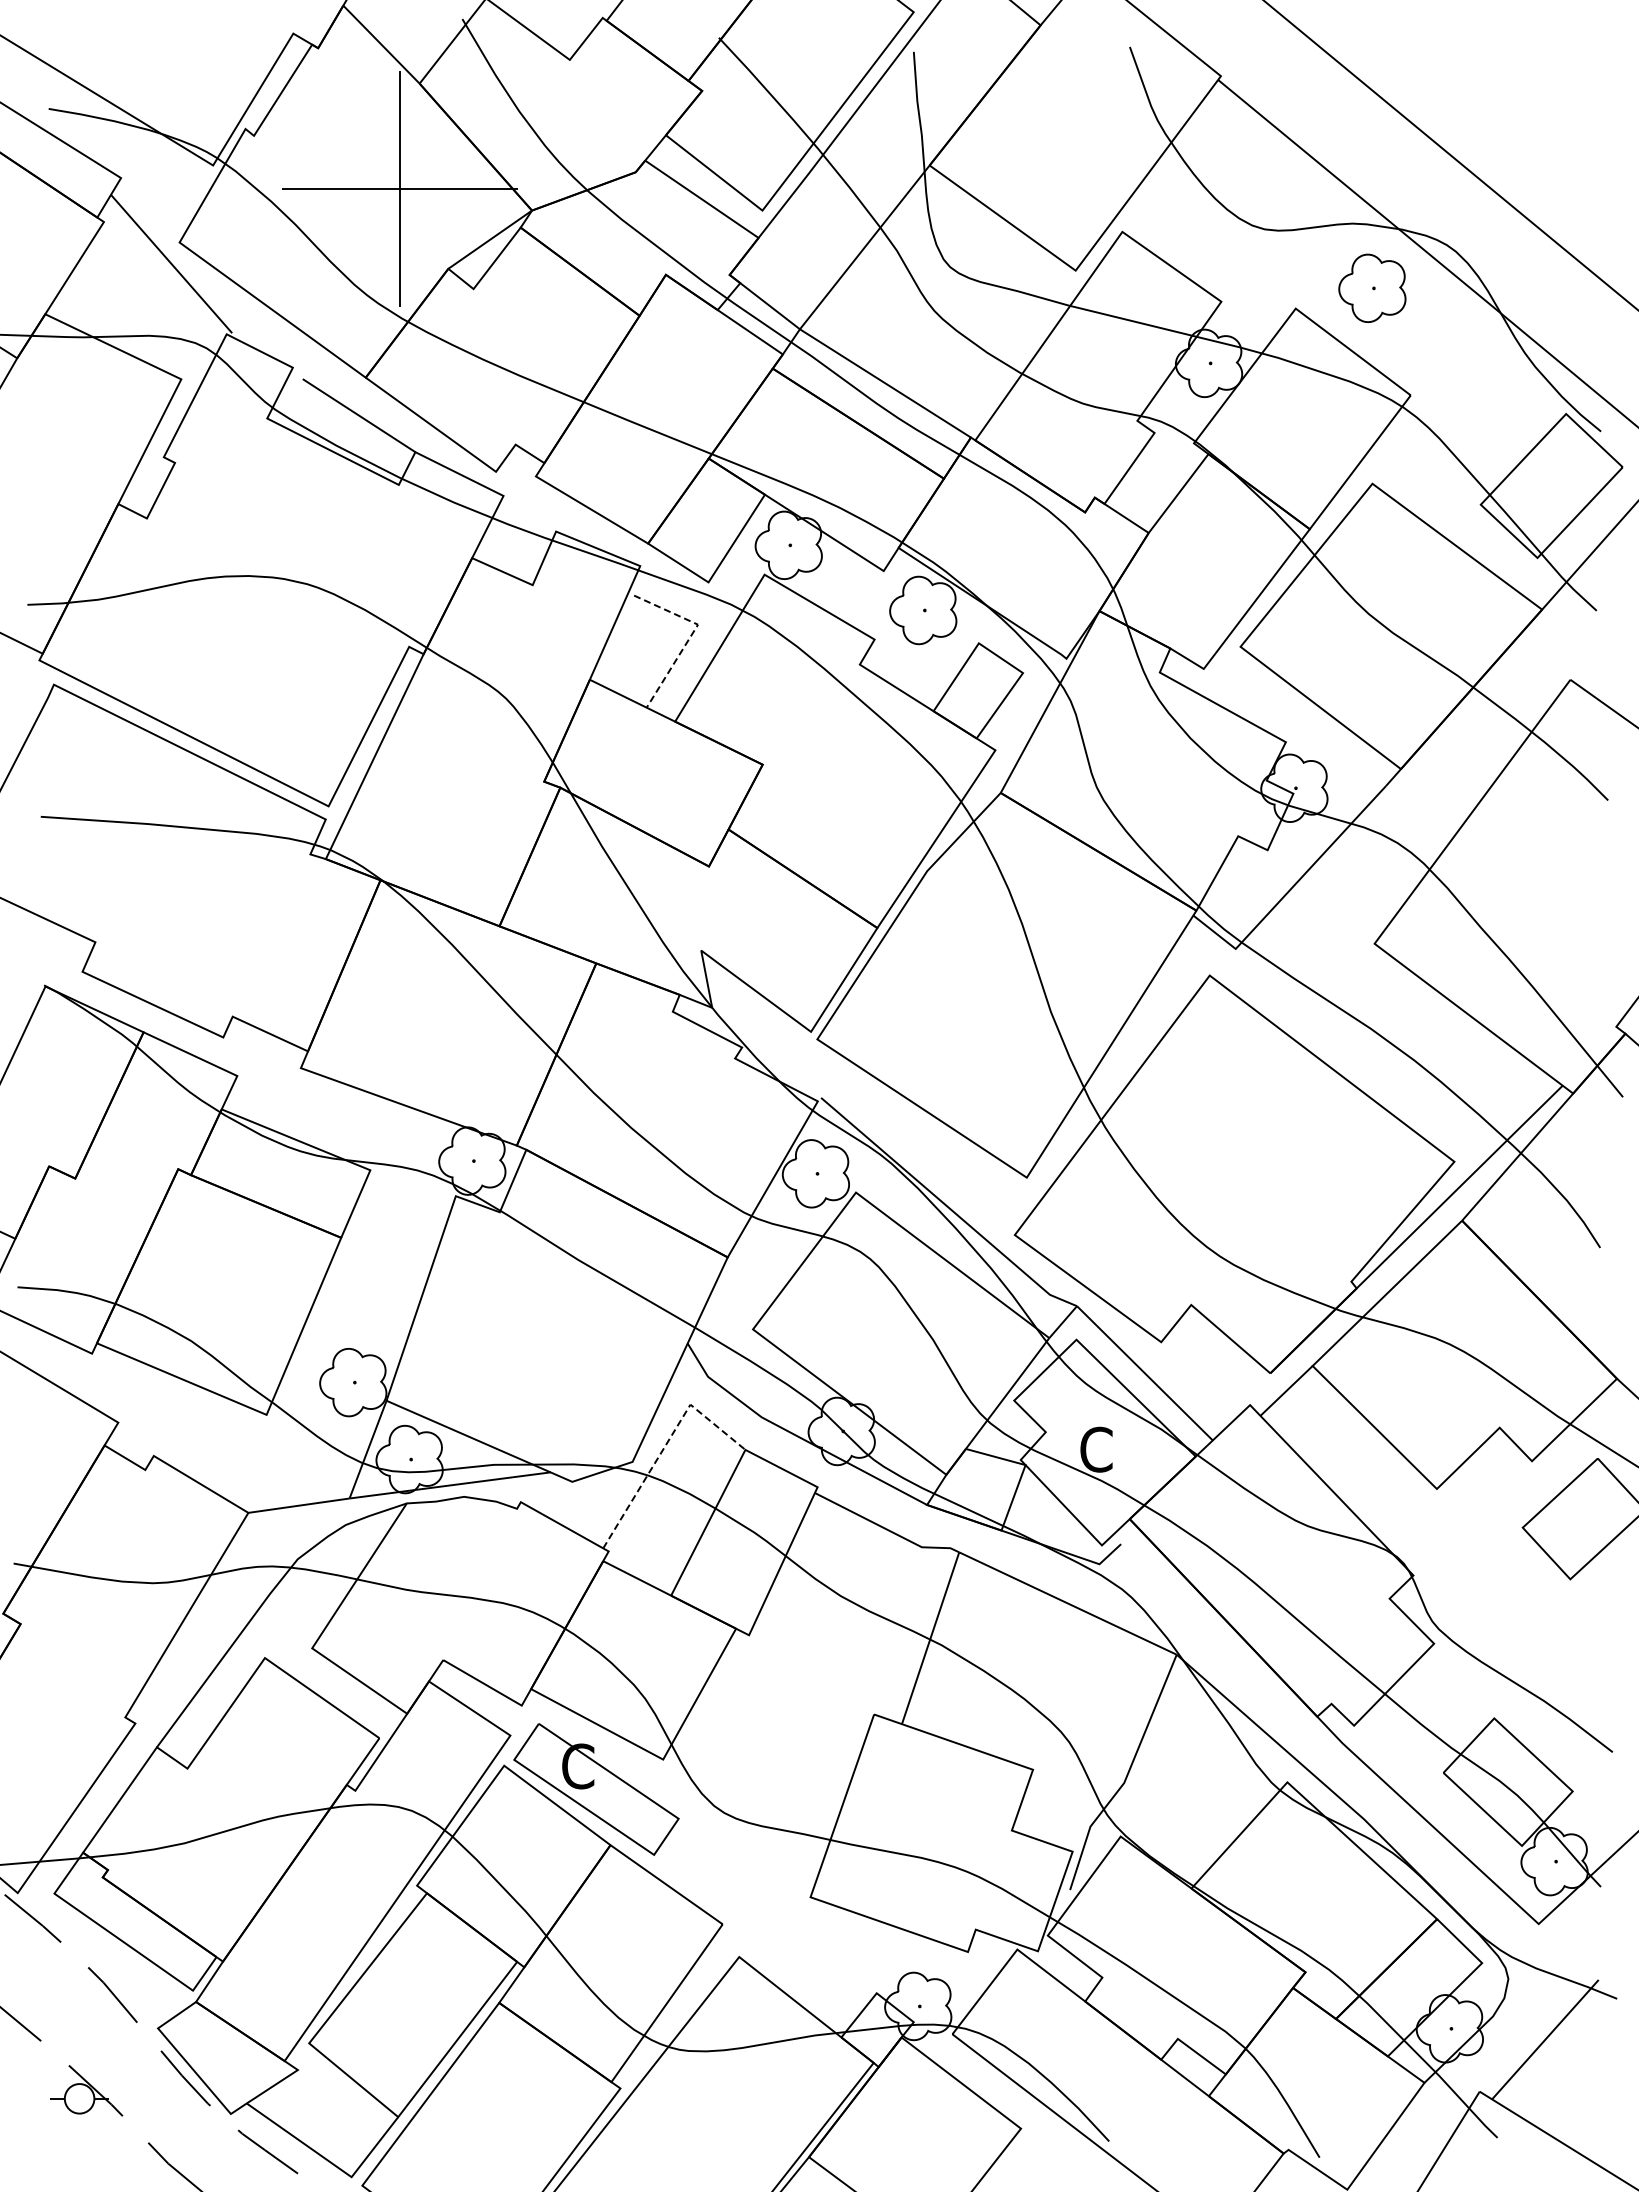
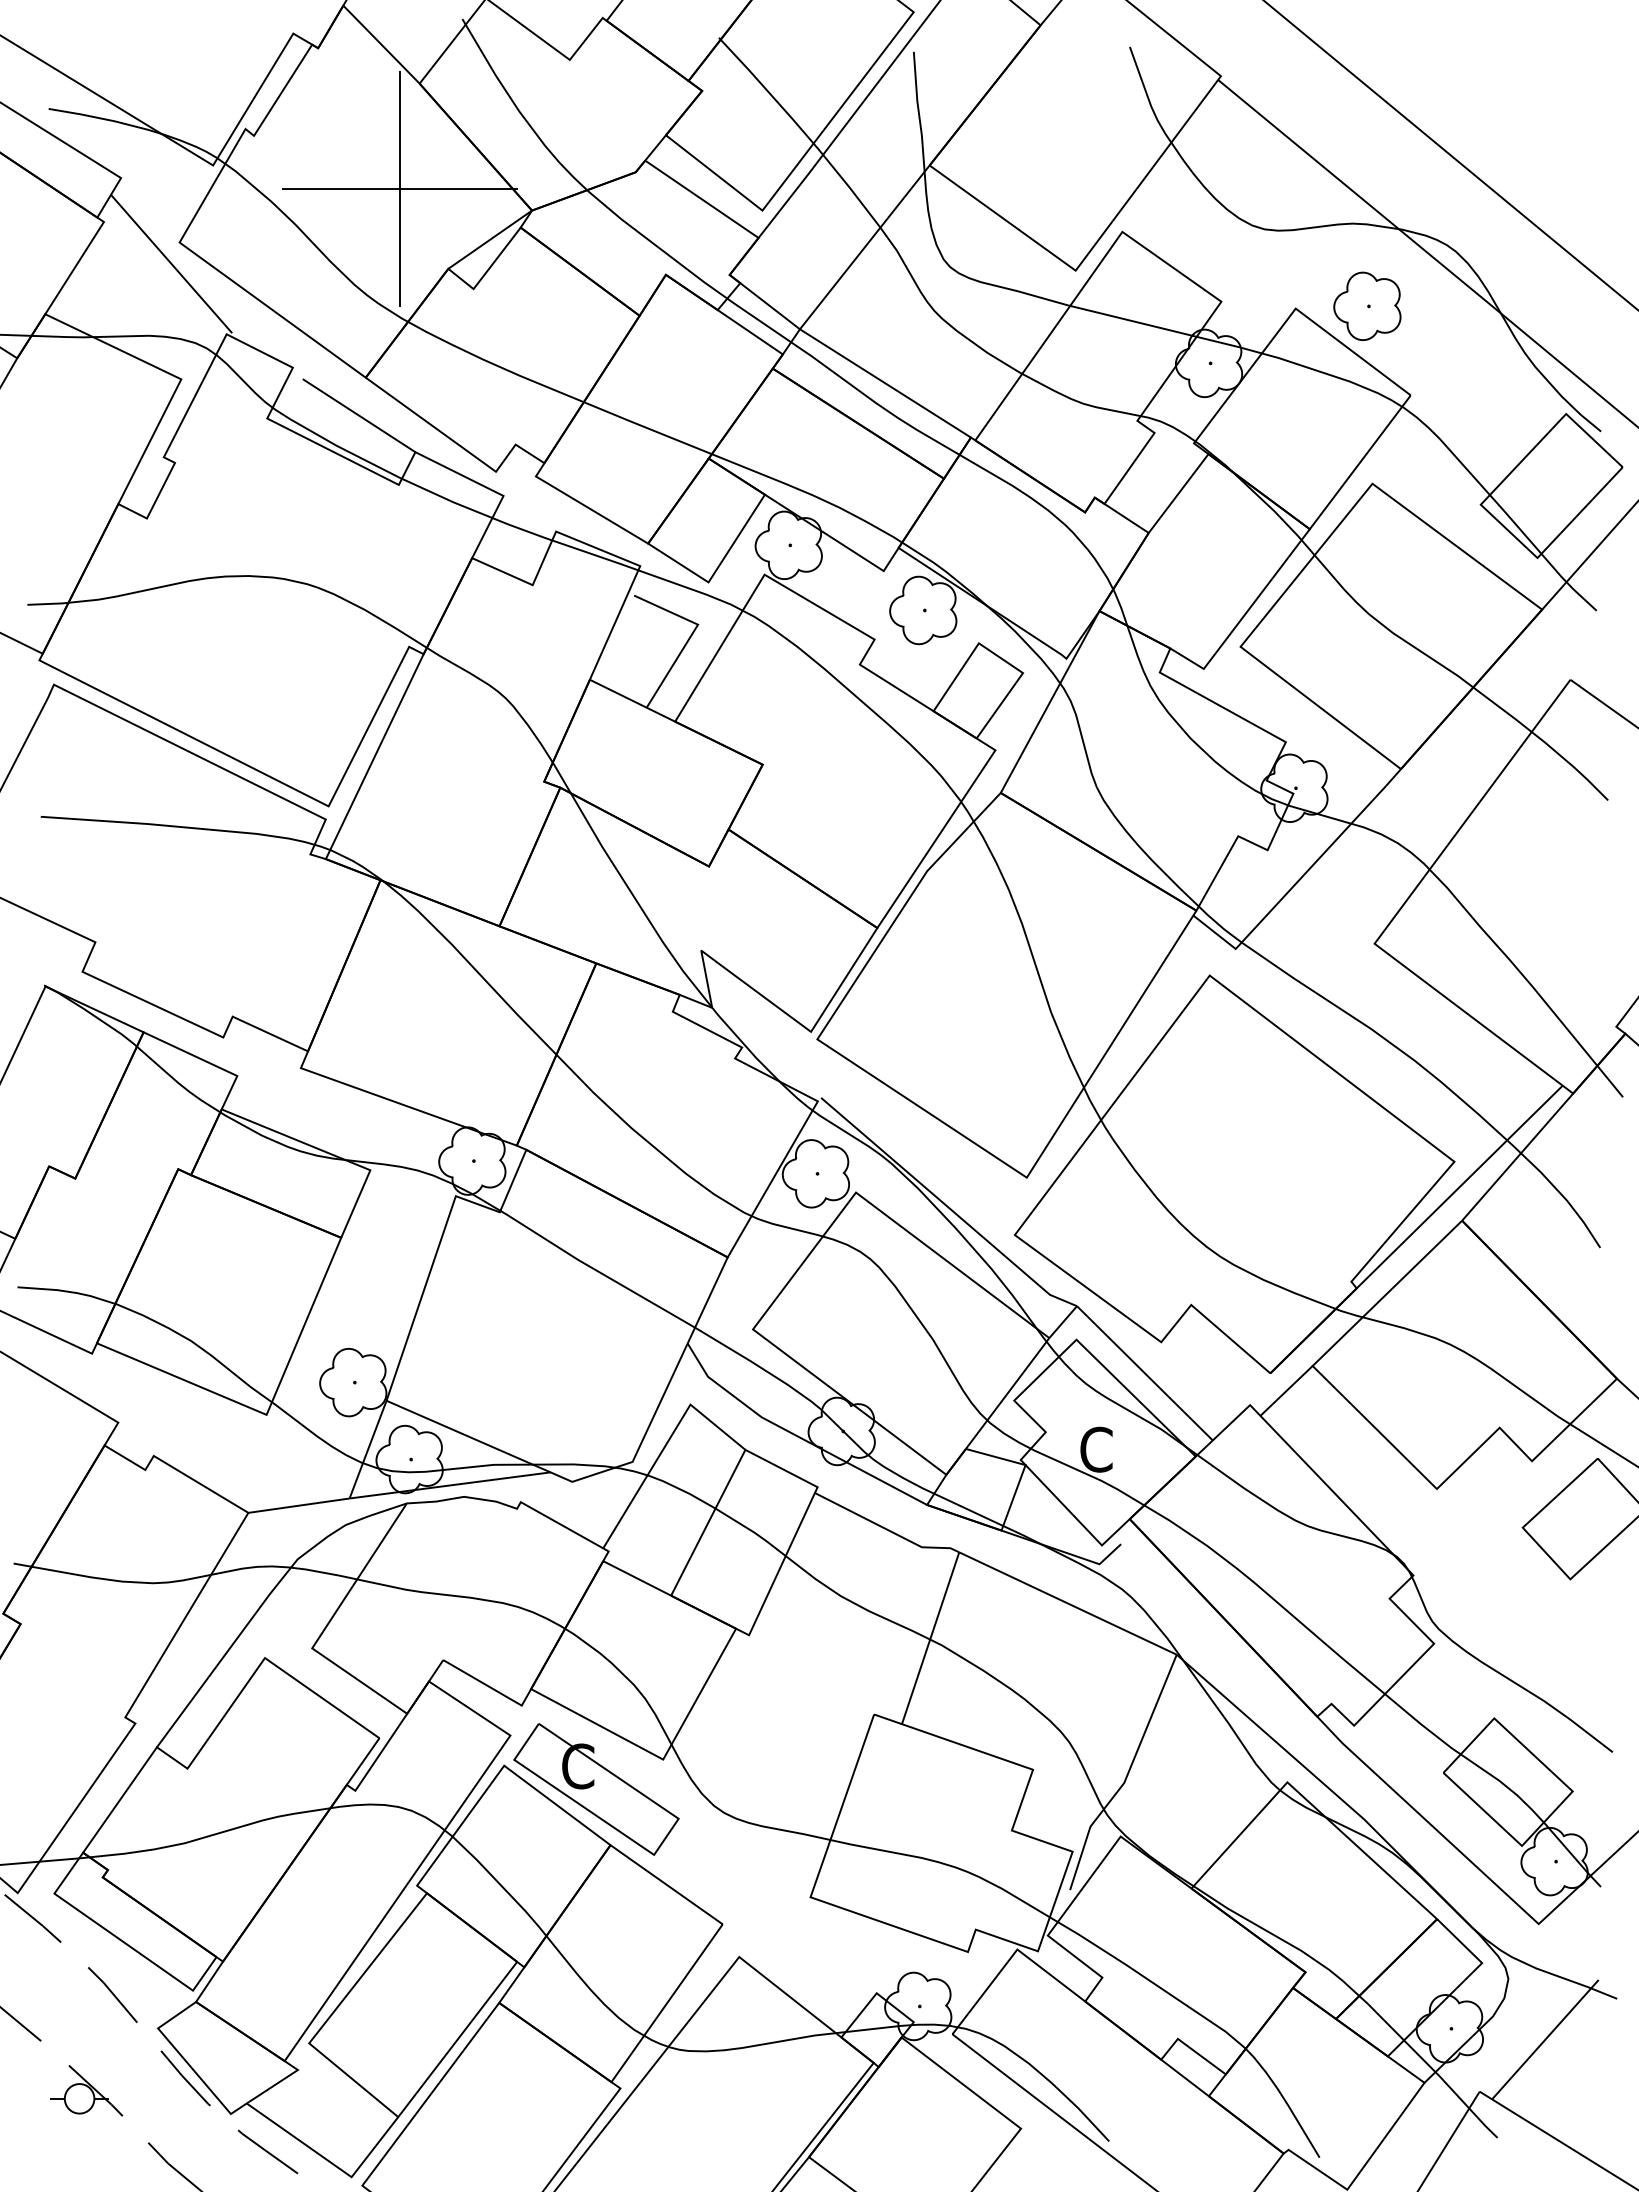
part position: (1372, 287) -> (1367, 305) (1367, 305)
line: dashed -> solid (691, 635)
line: dashed -> solid (665, 1445)
